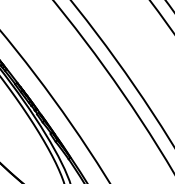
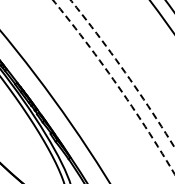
arc: solid -> dashed (124, 72)
arc: solid -> dashed (117, 85)
